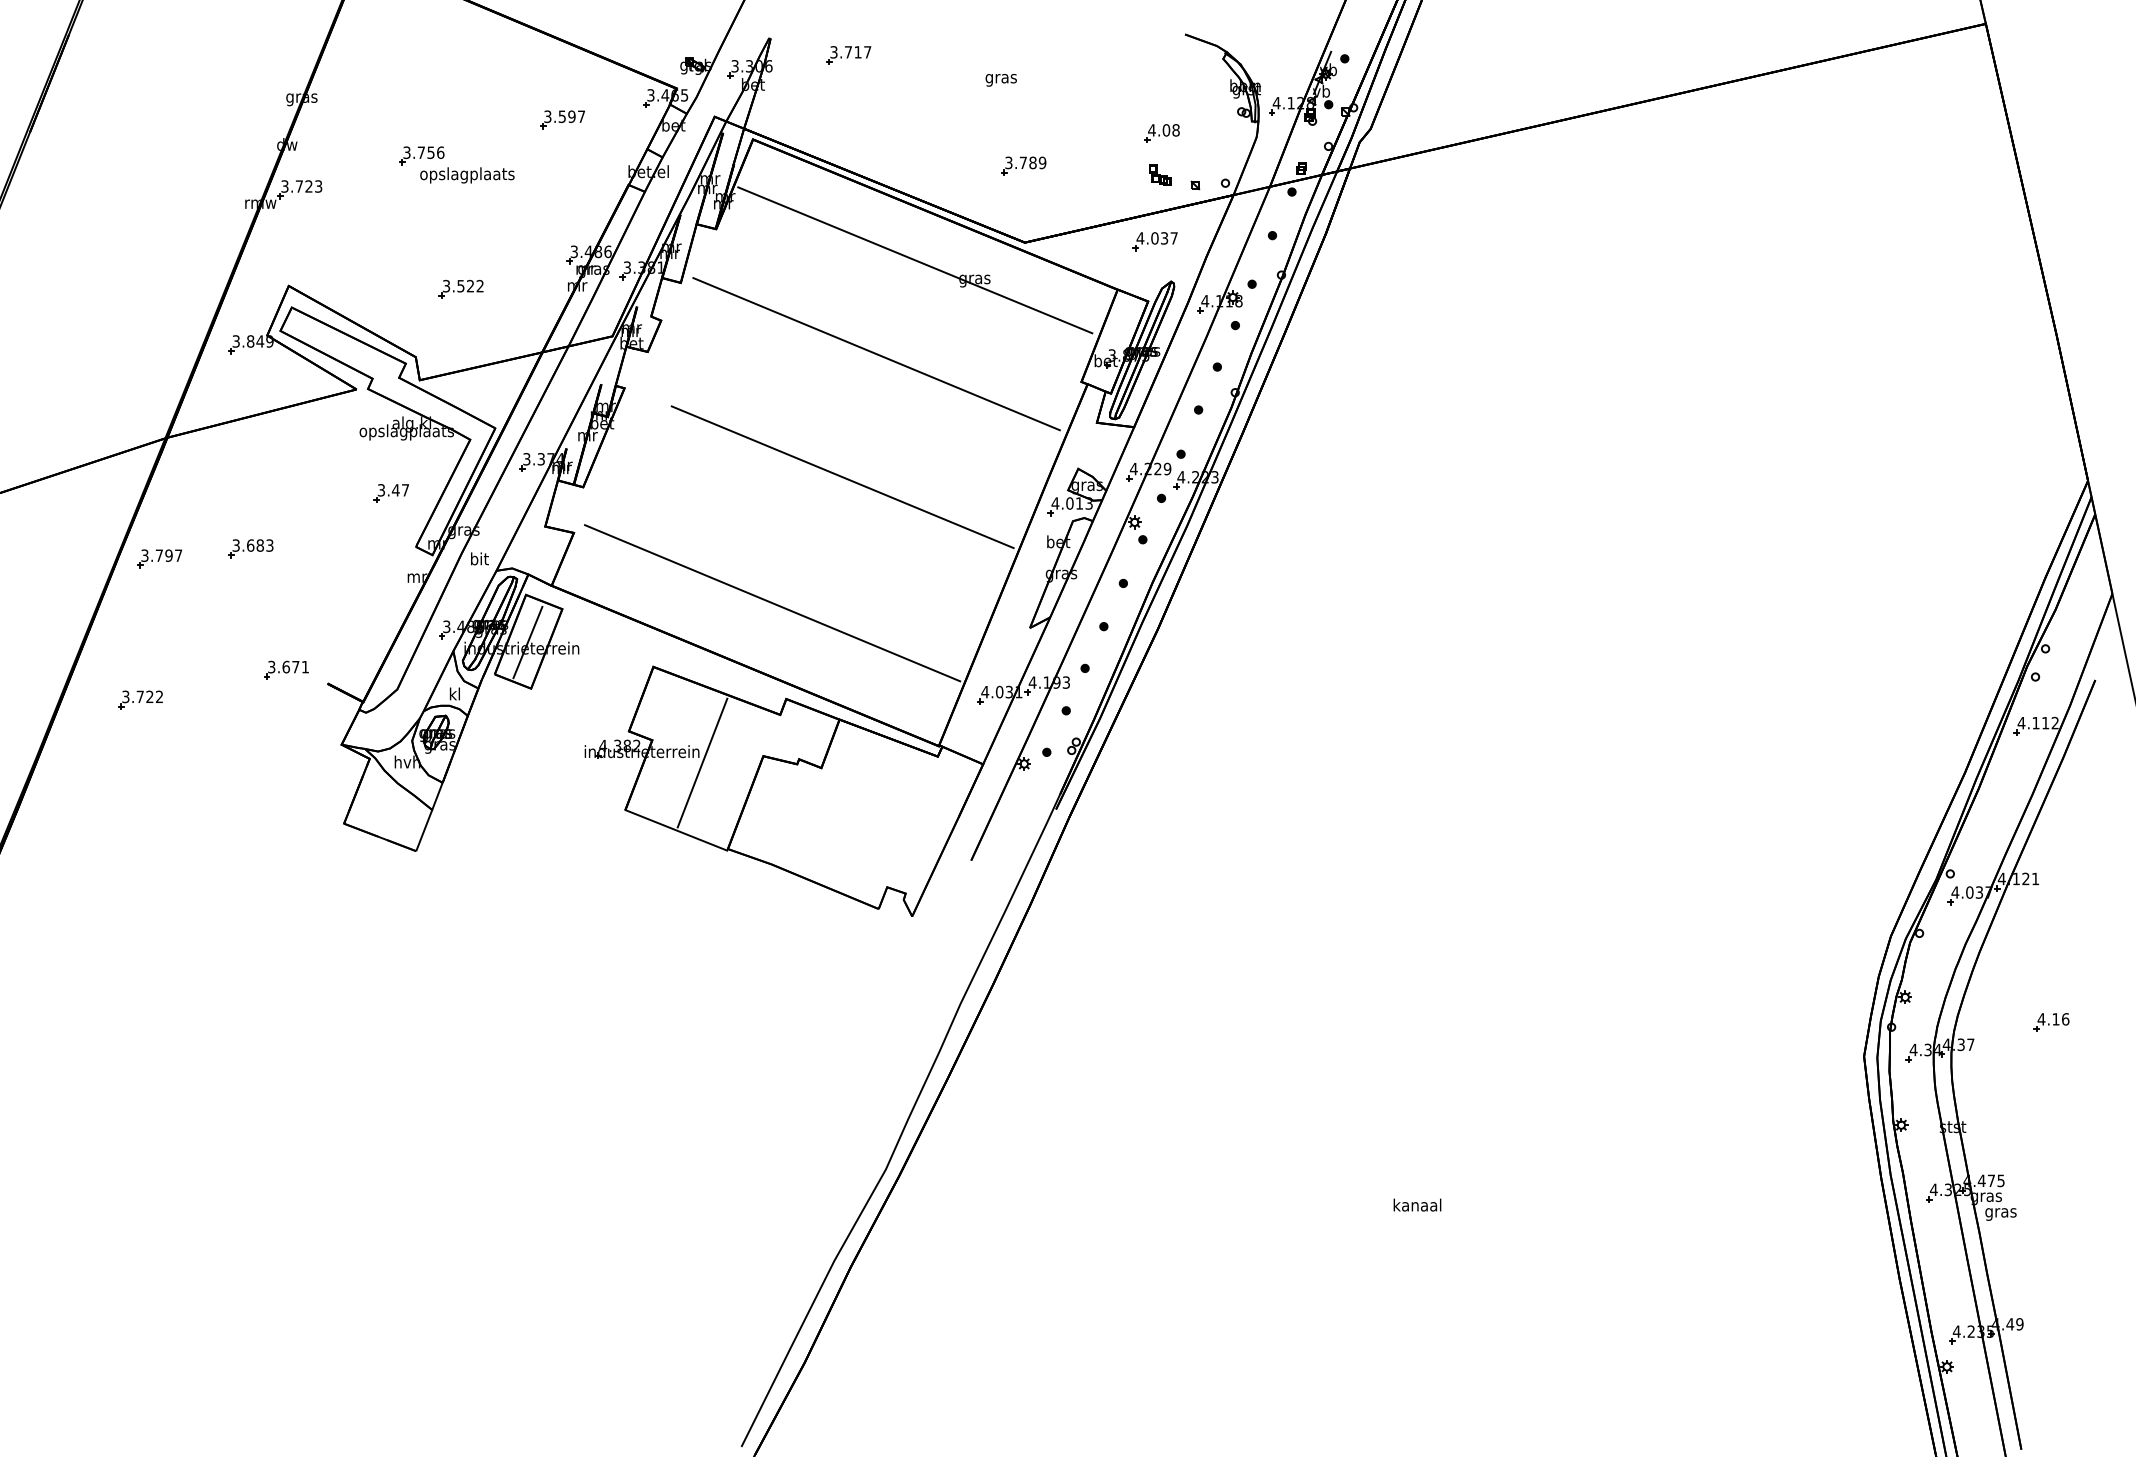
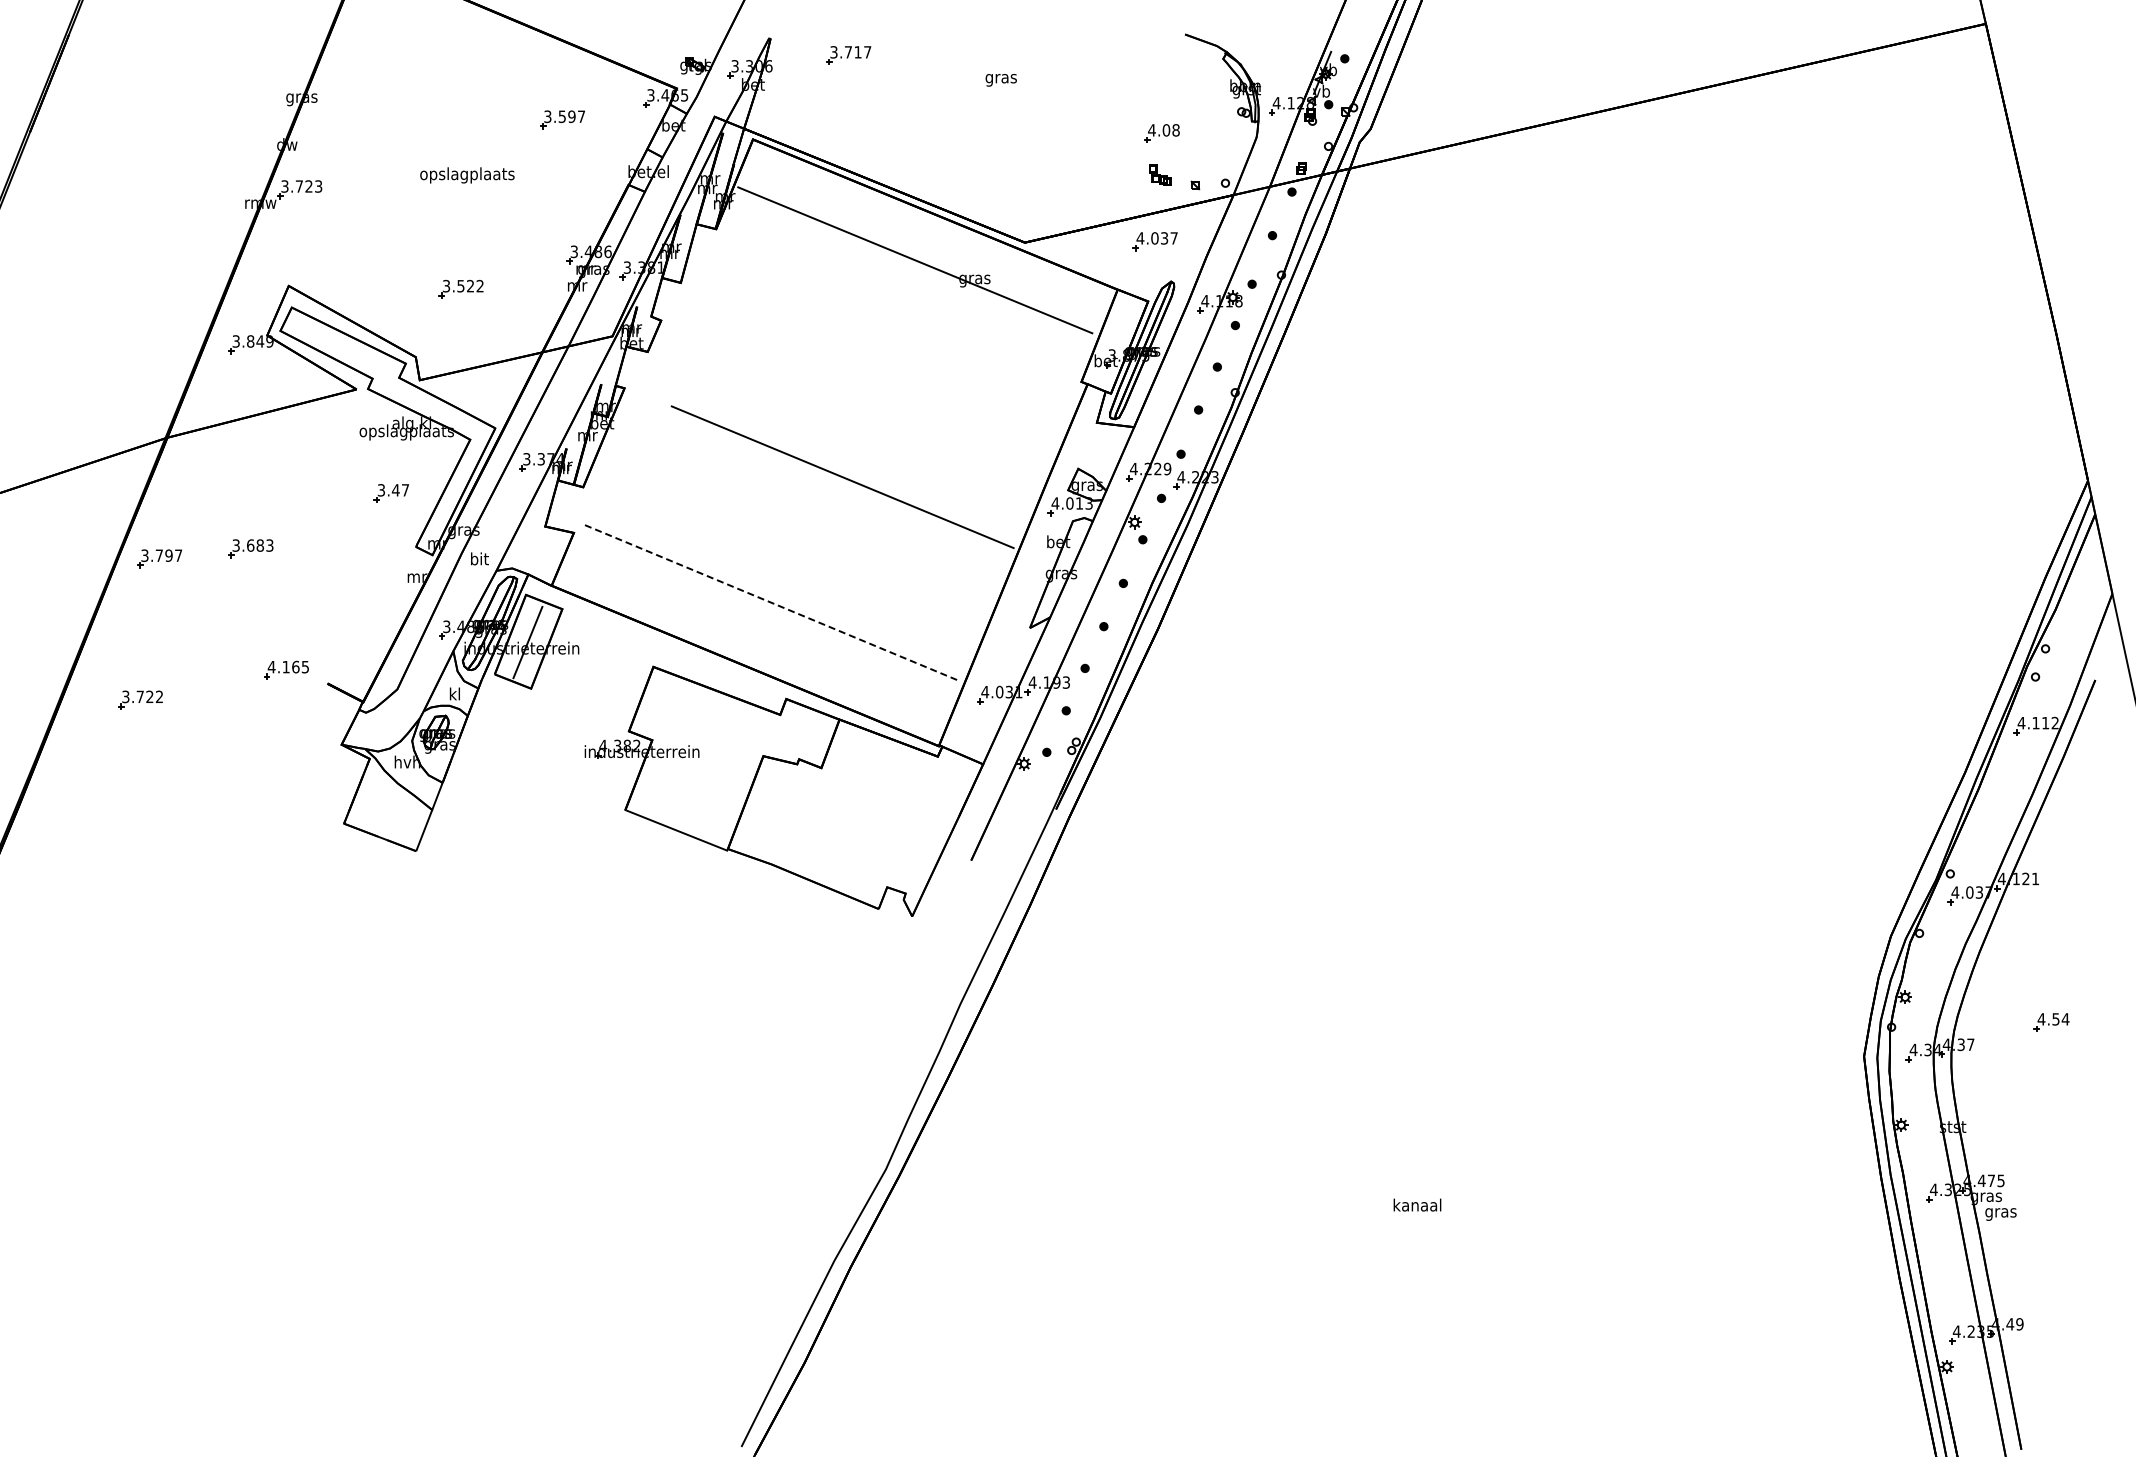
part: present -> none (421, 155)
part: present -> none (1023, 165)
line: present -> none (876, 354)
line: solid -> dashed (773, 603)
text: 3.671 -> 4.165 (287, 666)
line: present -> none (702, 762)
text: 4.16 -> 4.54 (2060, 1019)
